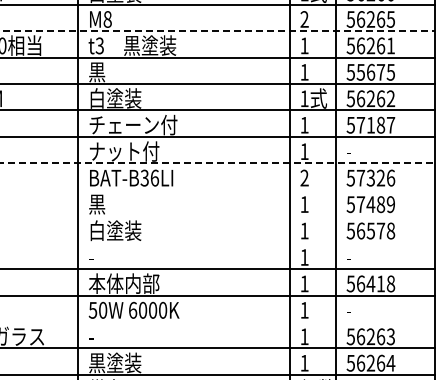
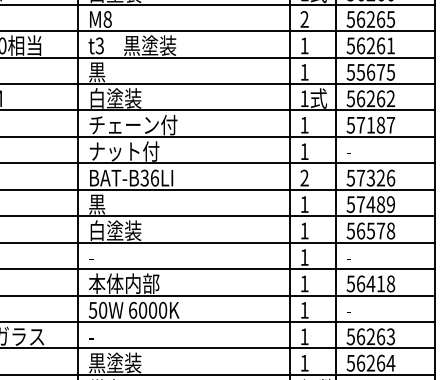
line: dashed -> solid (218, 31)
line: dashed -> solid (218, 163)
line: none -> present (218, 189)
line: none -> present (218, 216)
line: none -> present (218, 242)
line: none -> present (218, 321)
